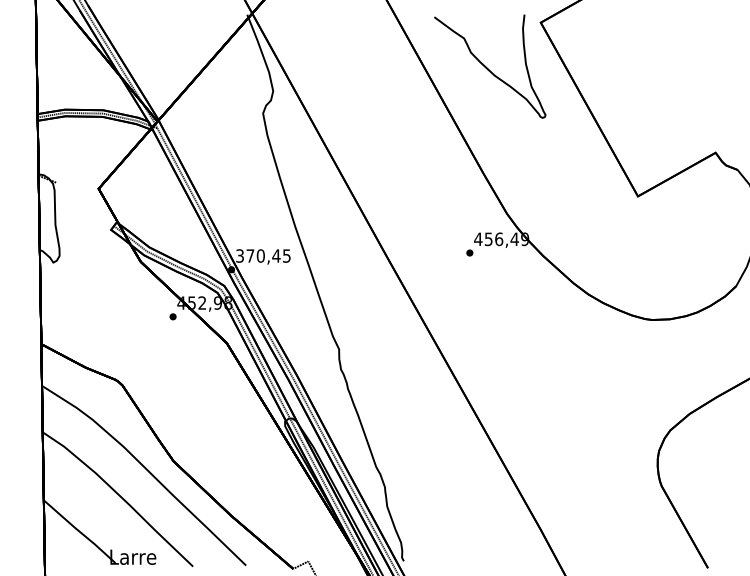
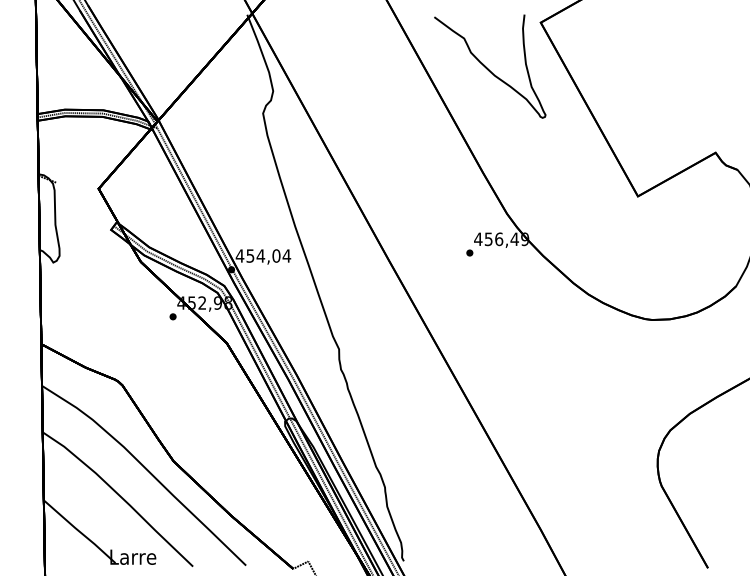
text: 370,45 -> 454,04 (263, 255)
